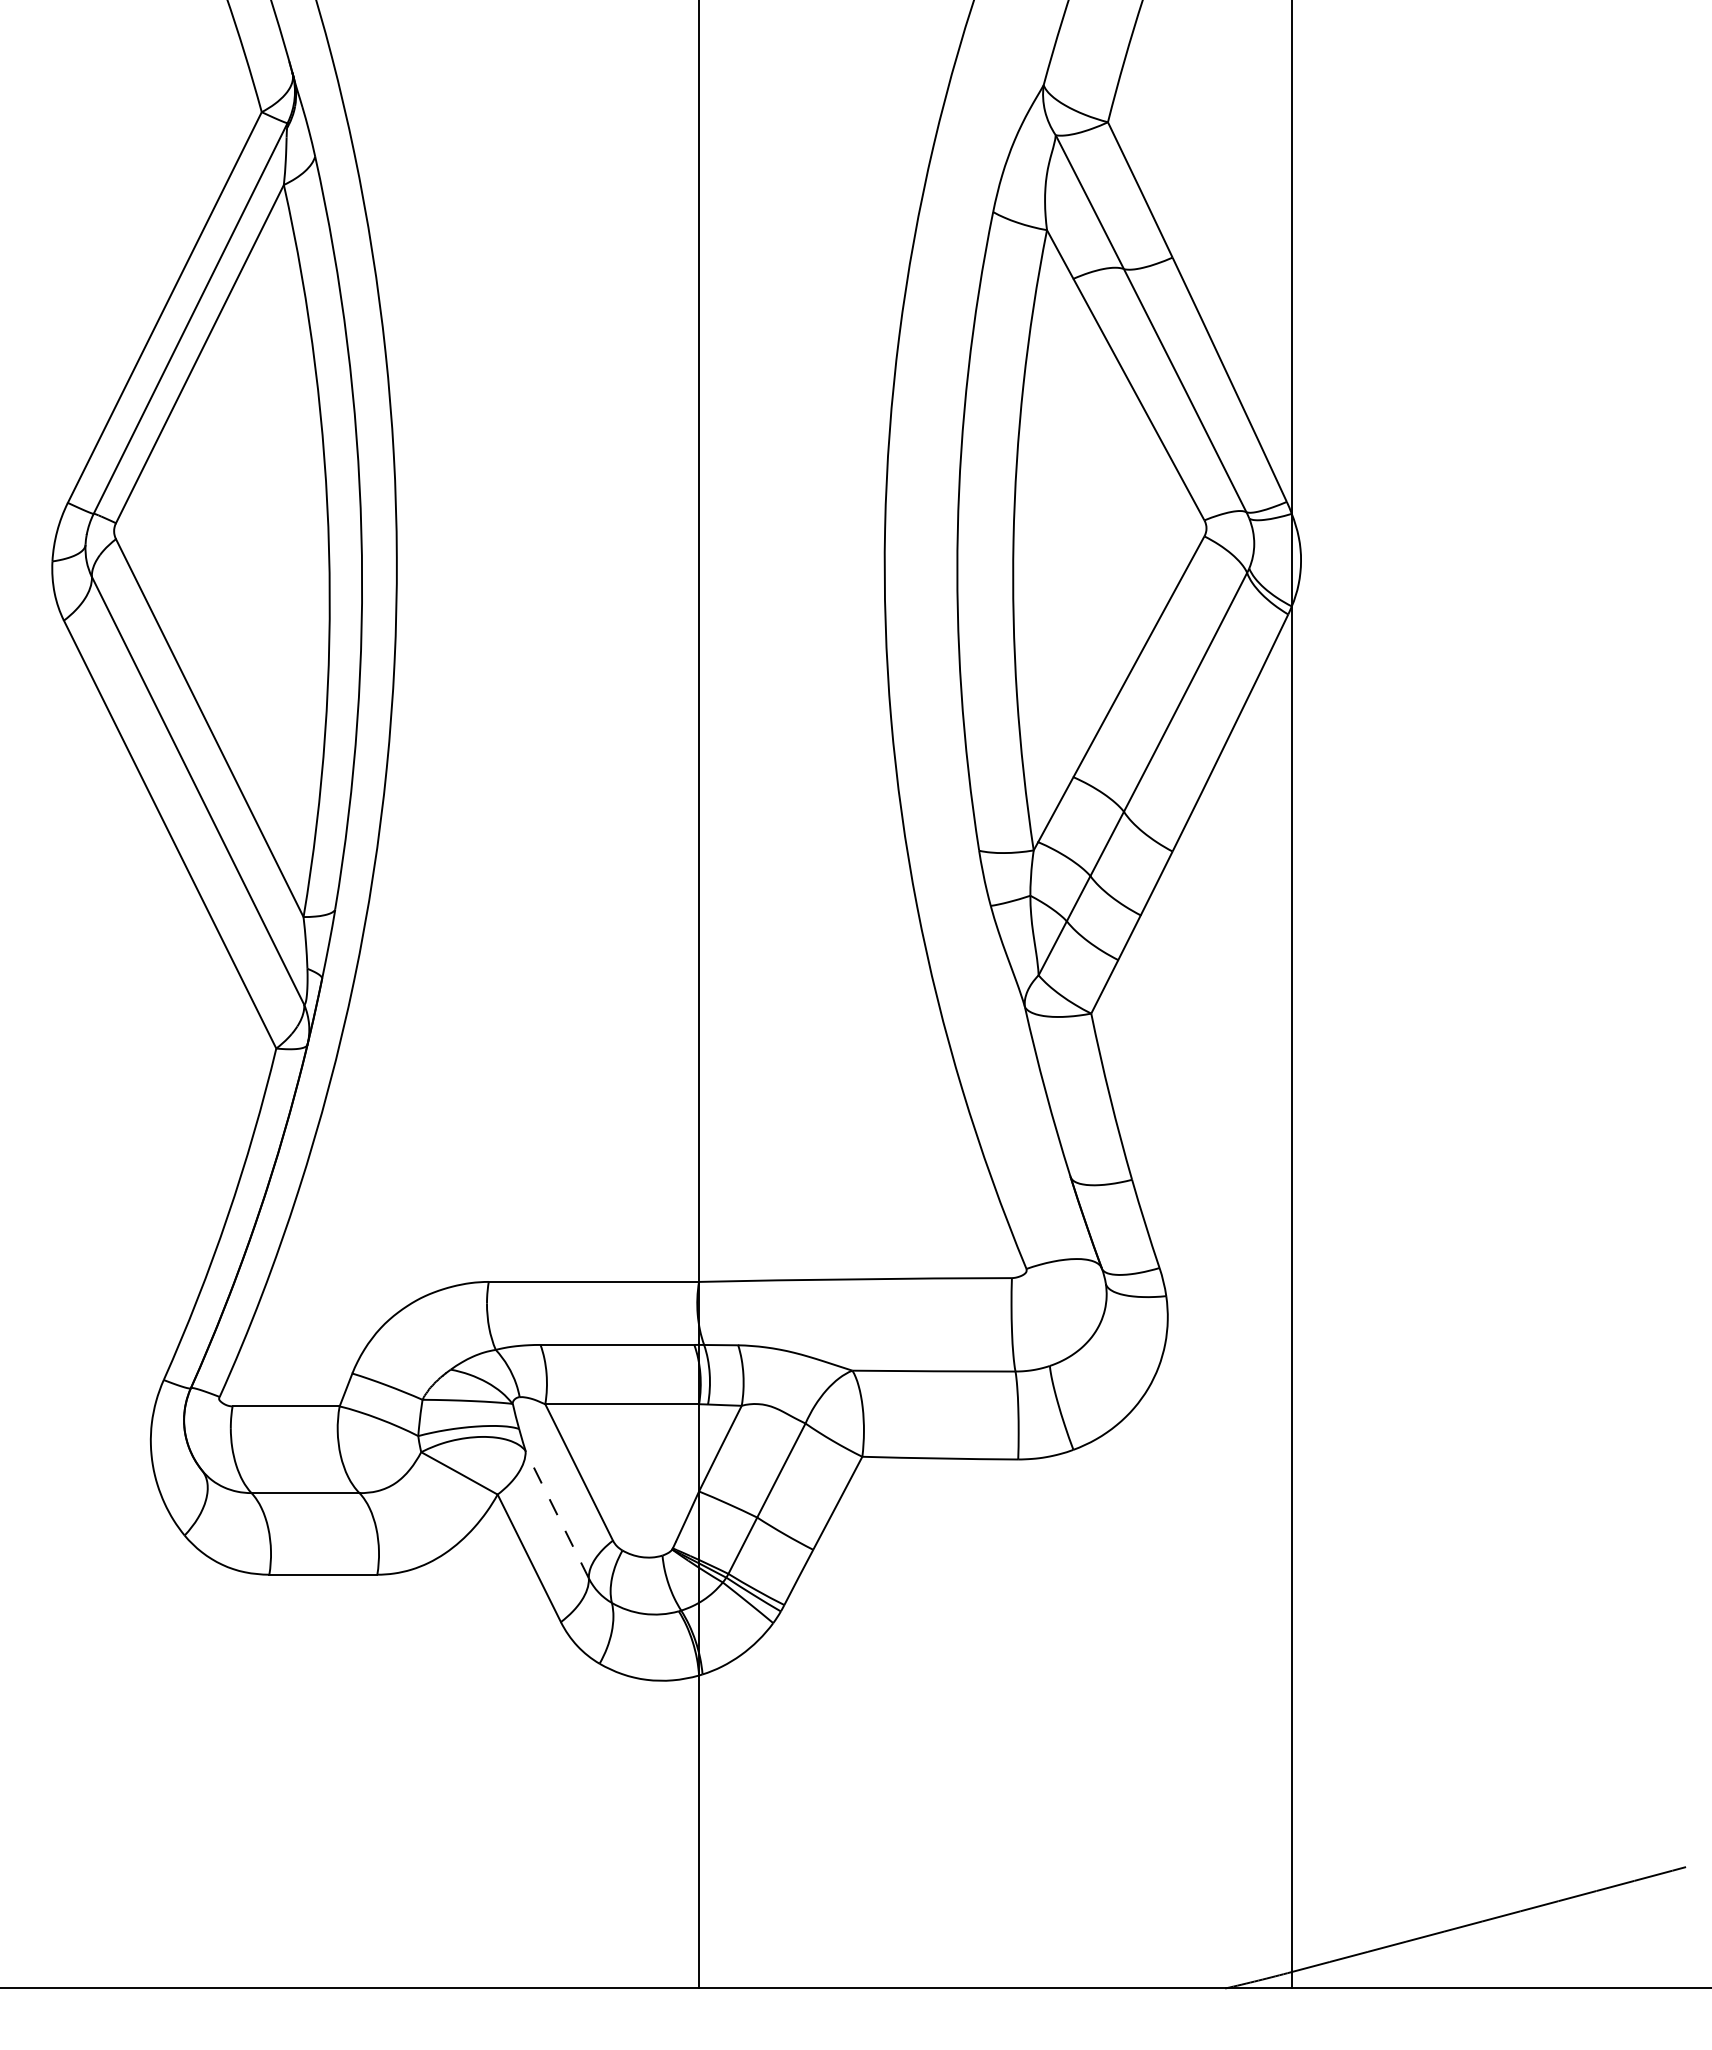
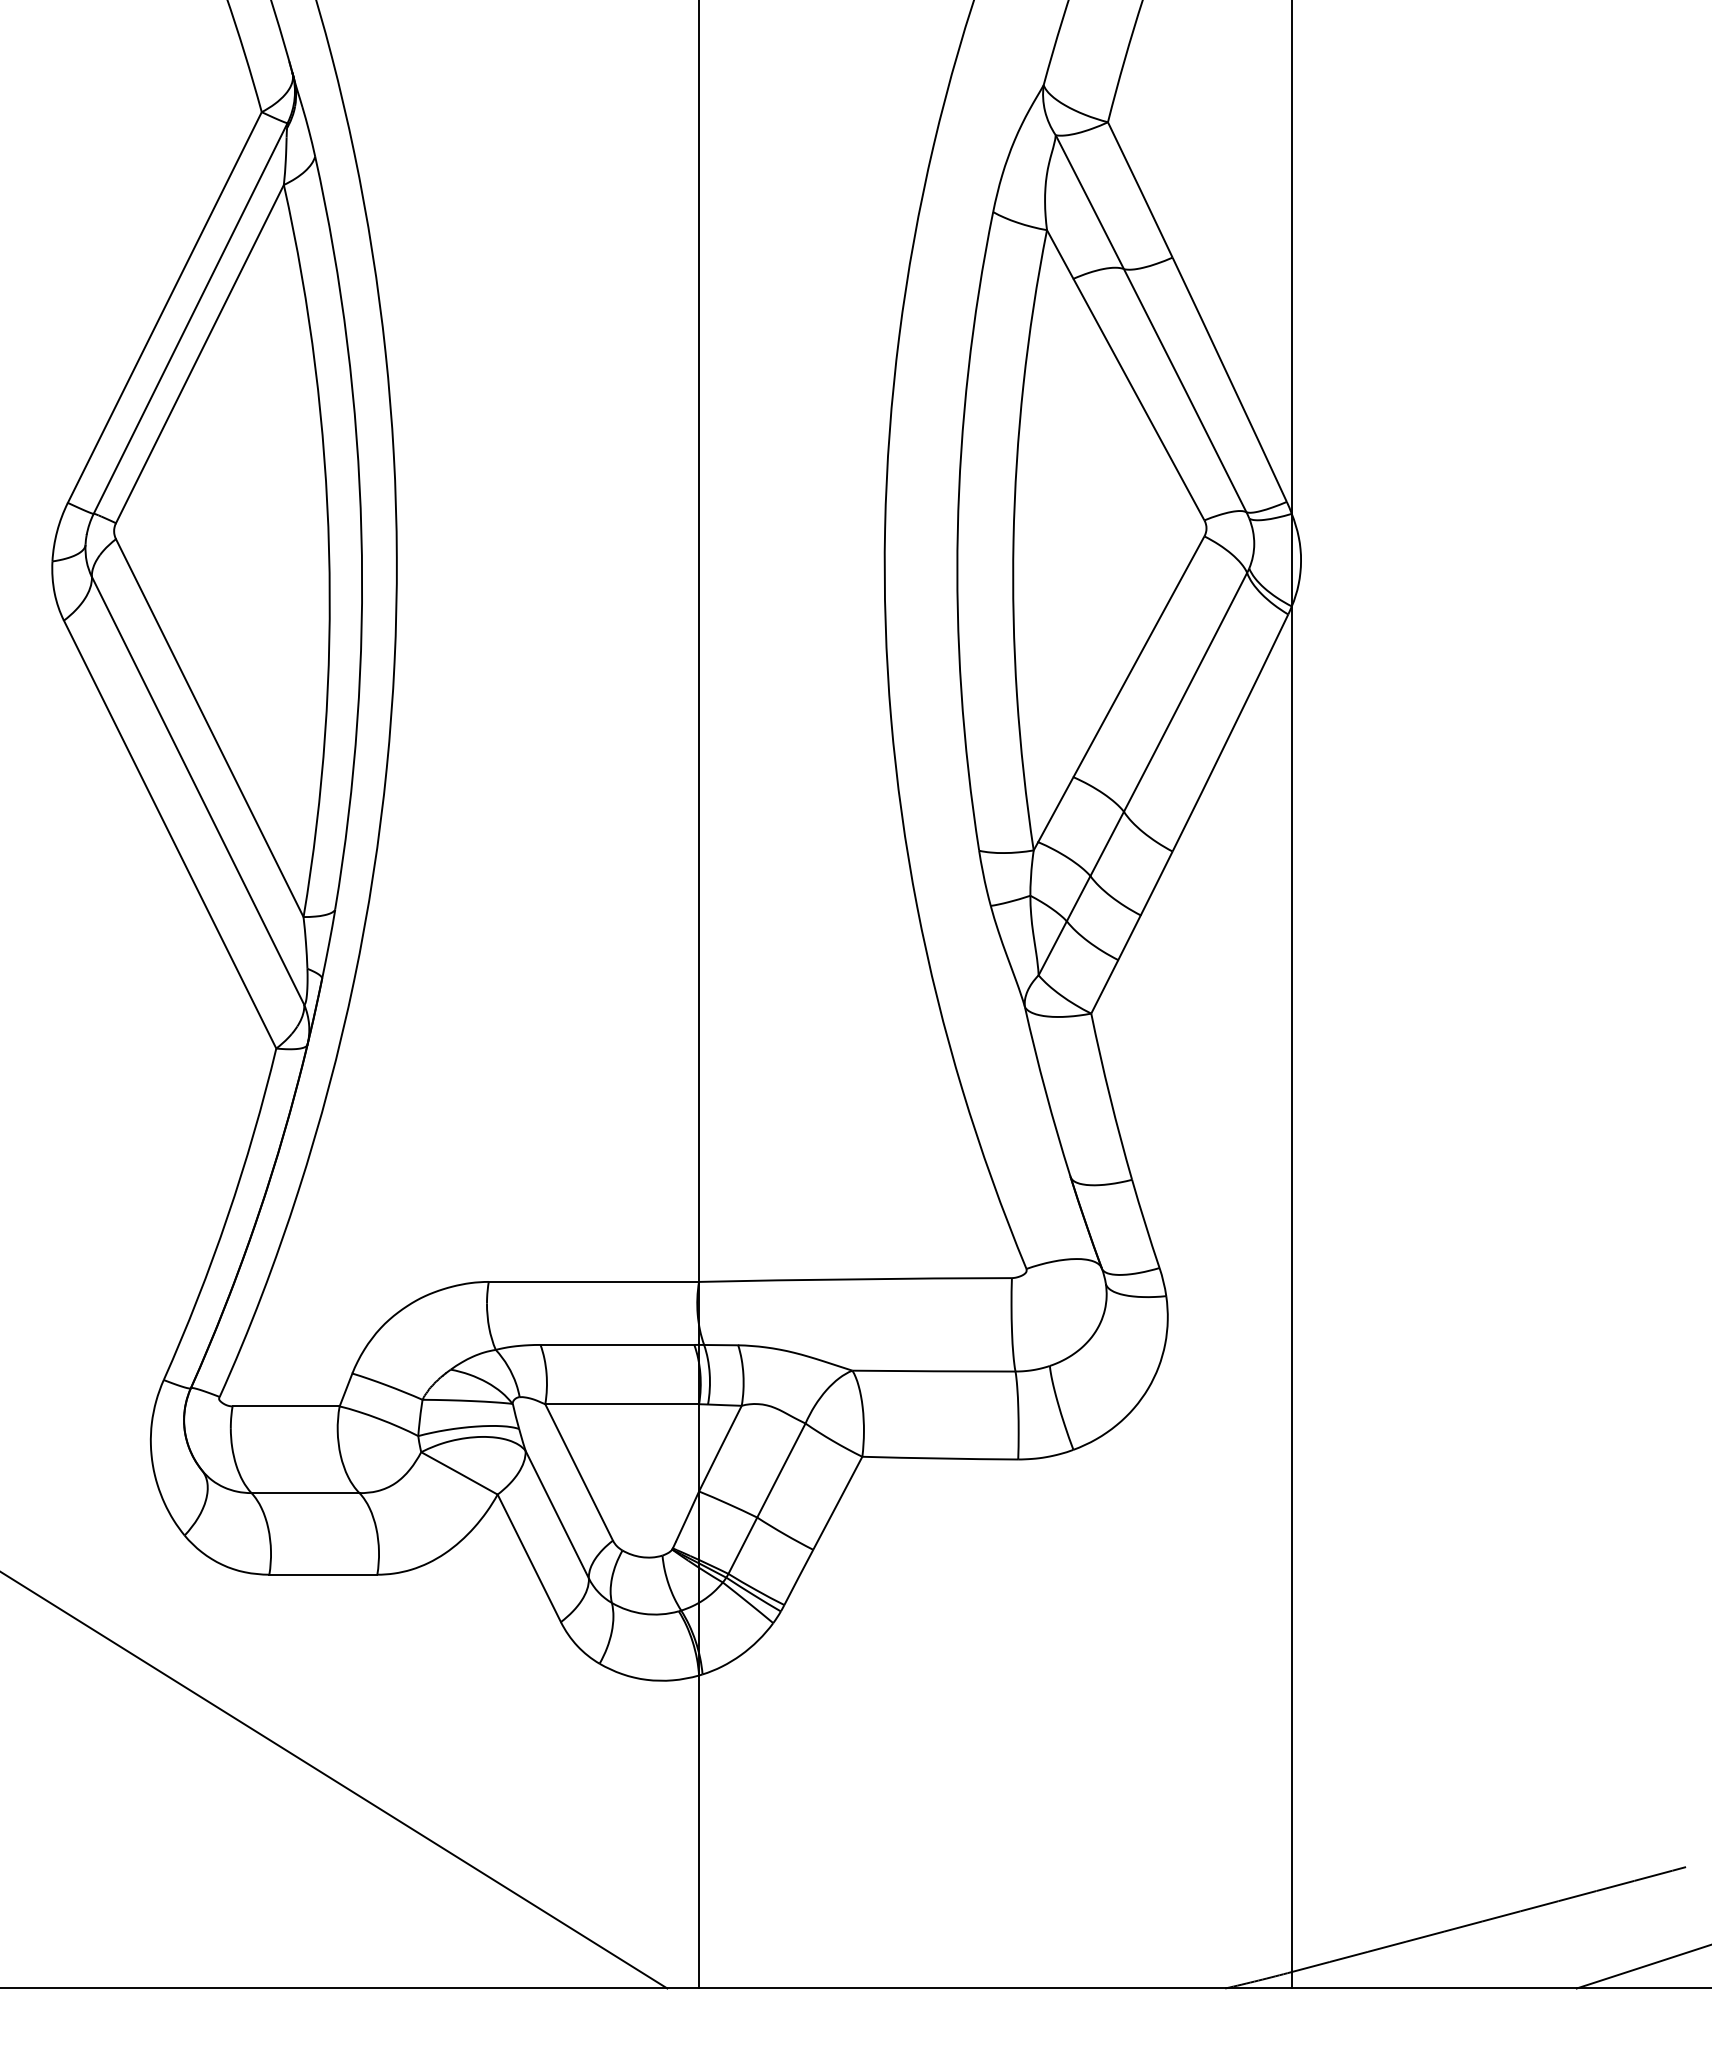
line: dashed -> solid (557, 1514)
line: none -> present (334, 1780)
line: none -> present (1642, 1966)
